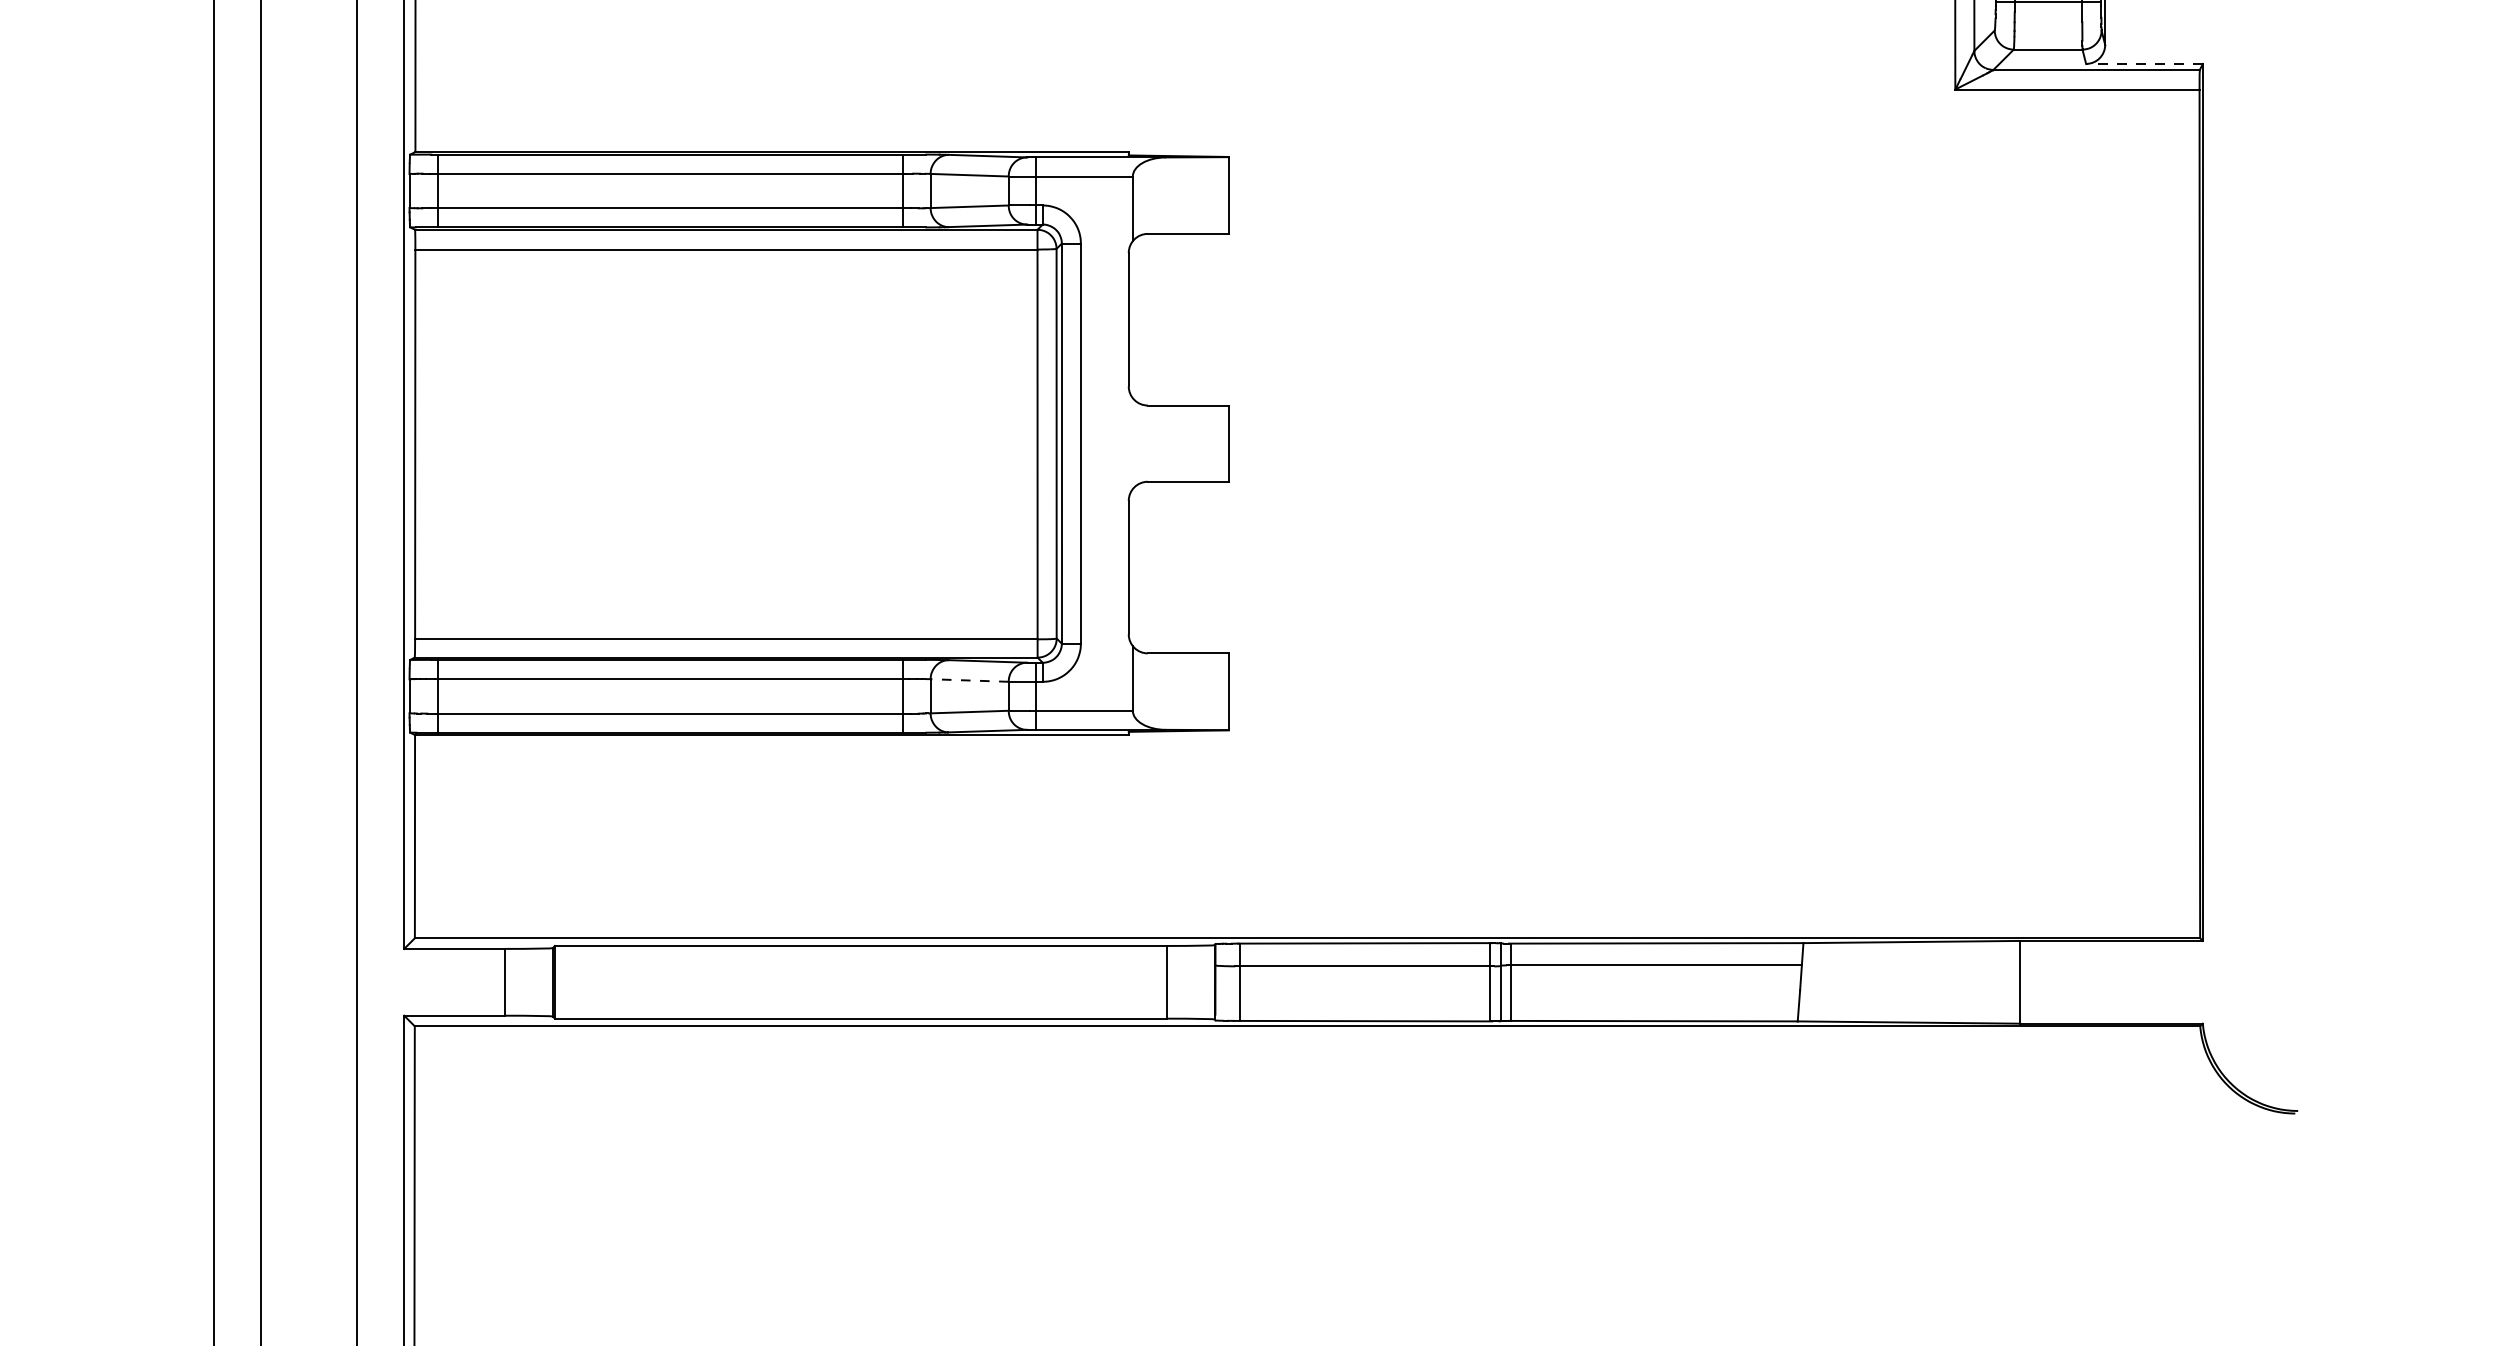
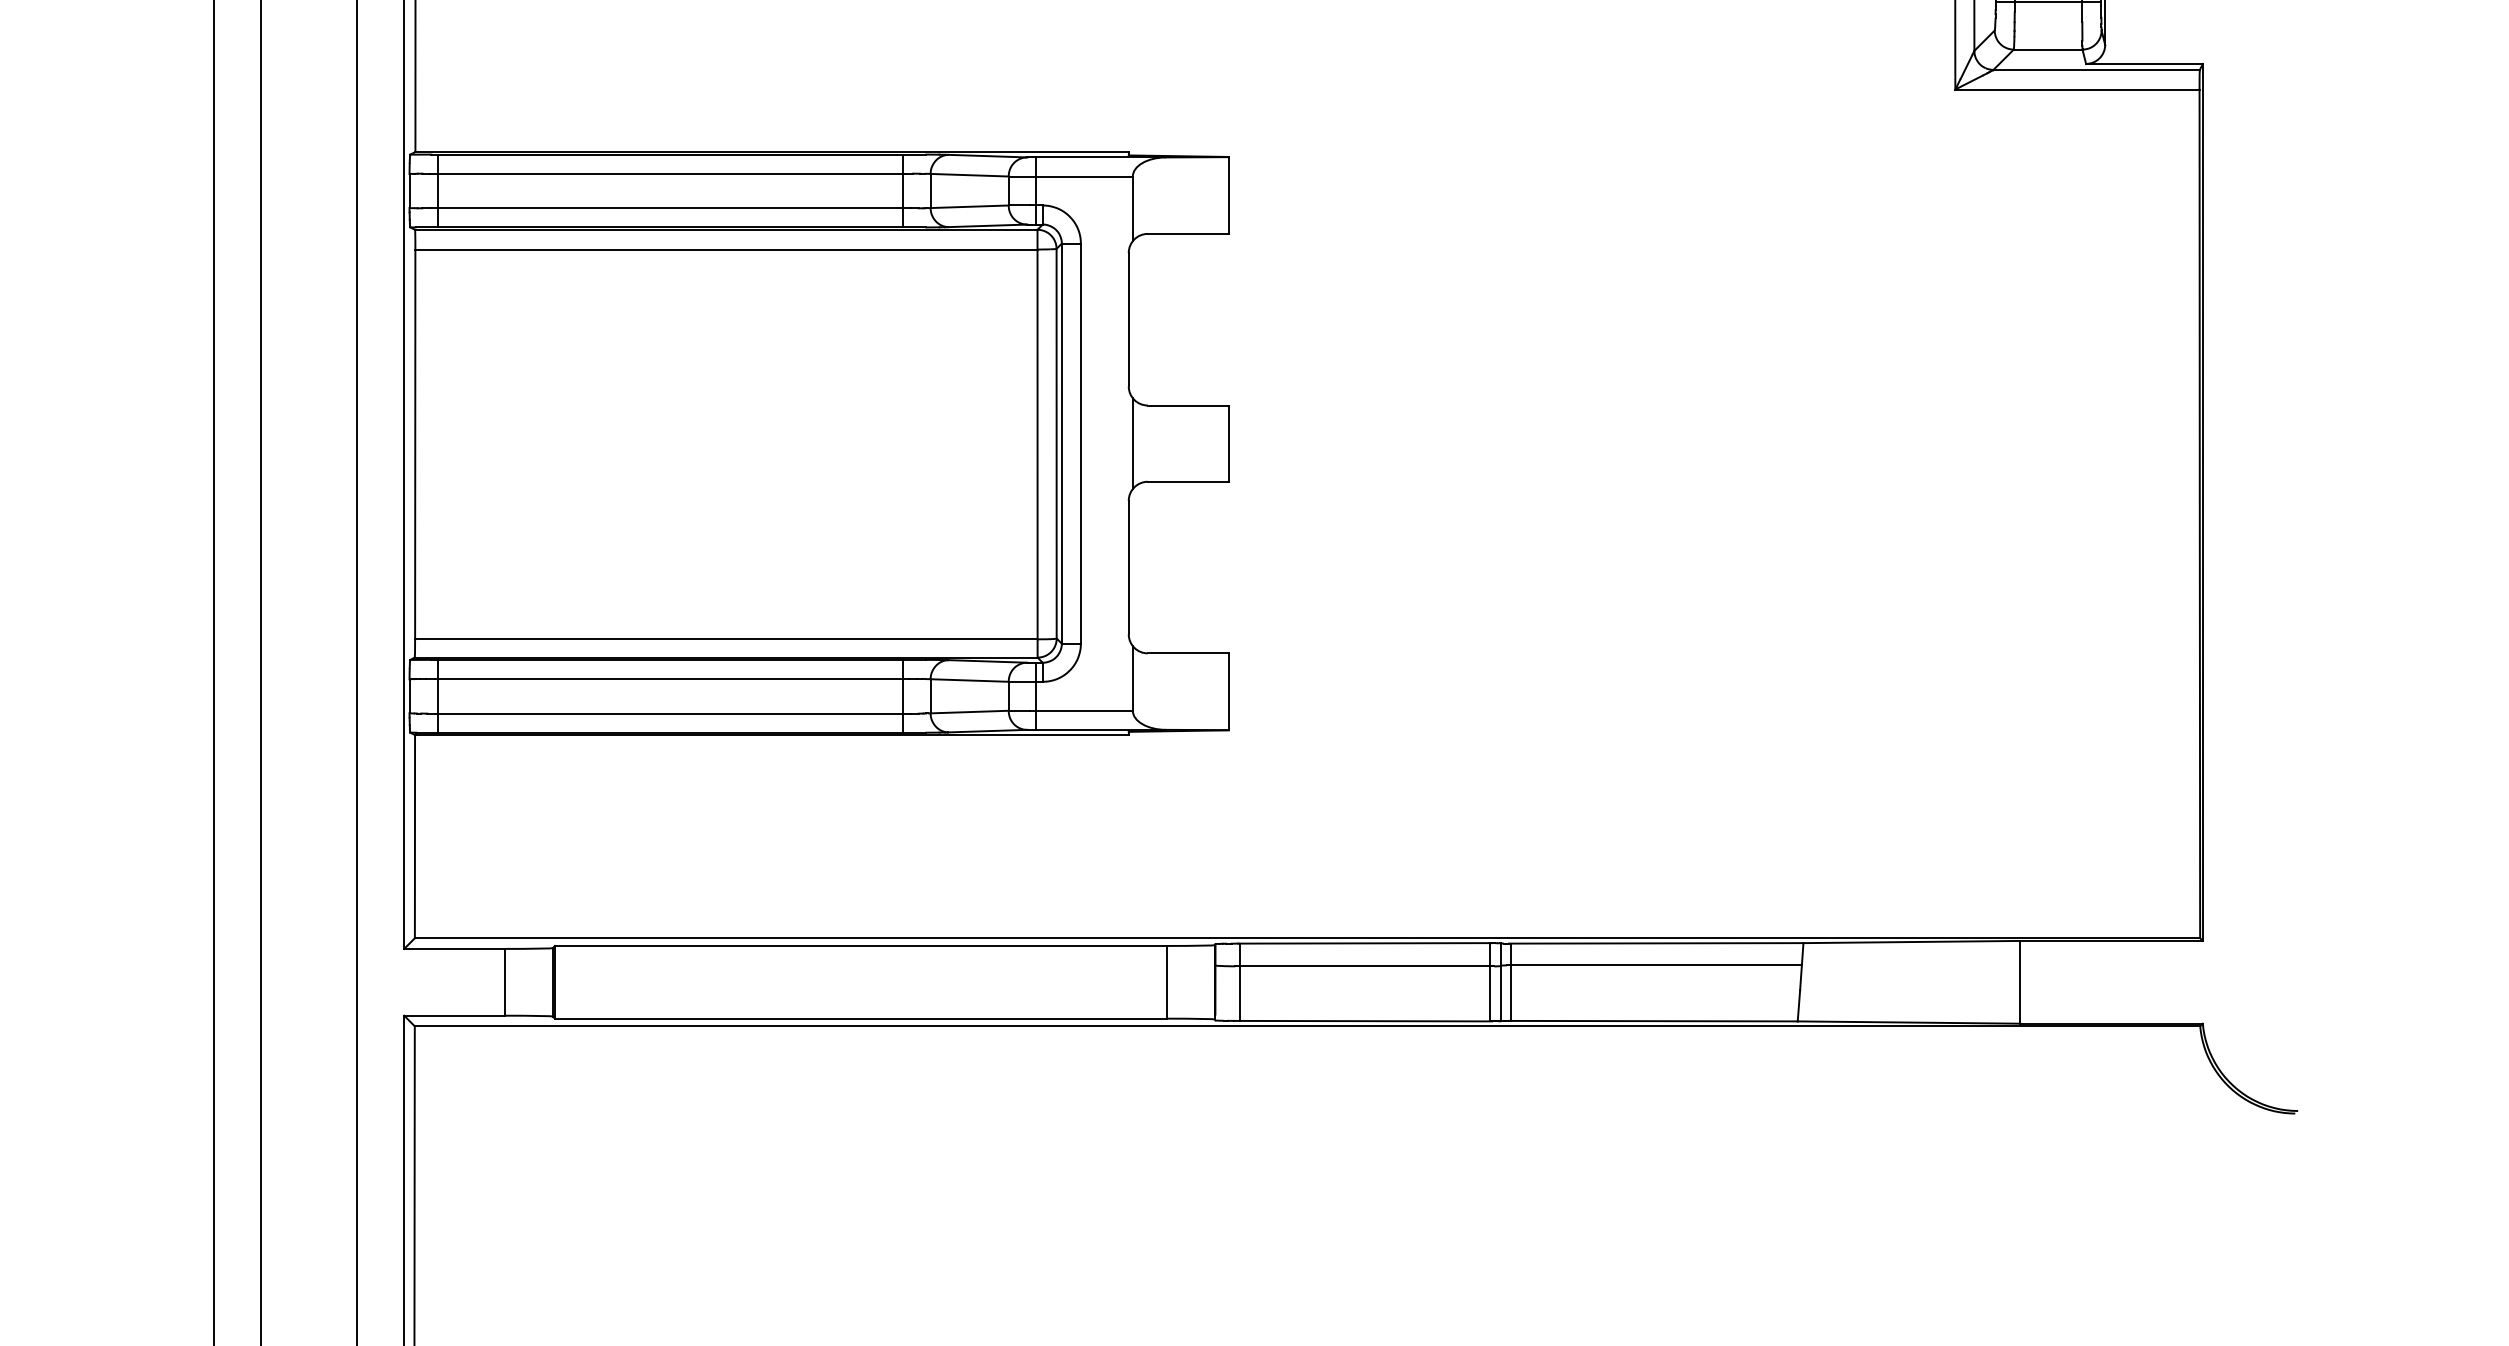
line: dashed -> solid (2143, 64)
line: none -> present (1132, 443)
line: dashed -> solid (969, 680)
